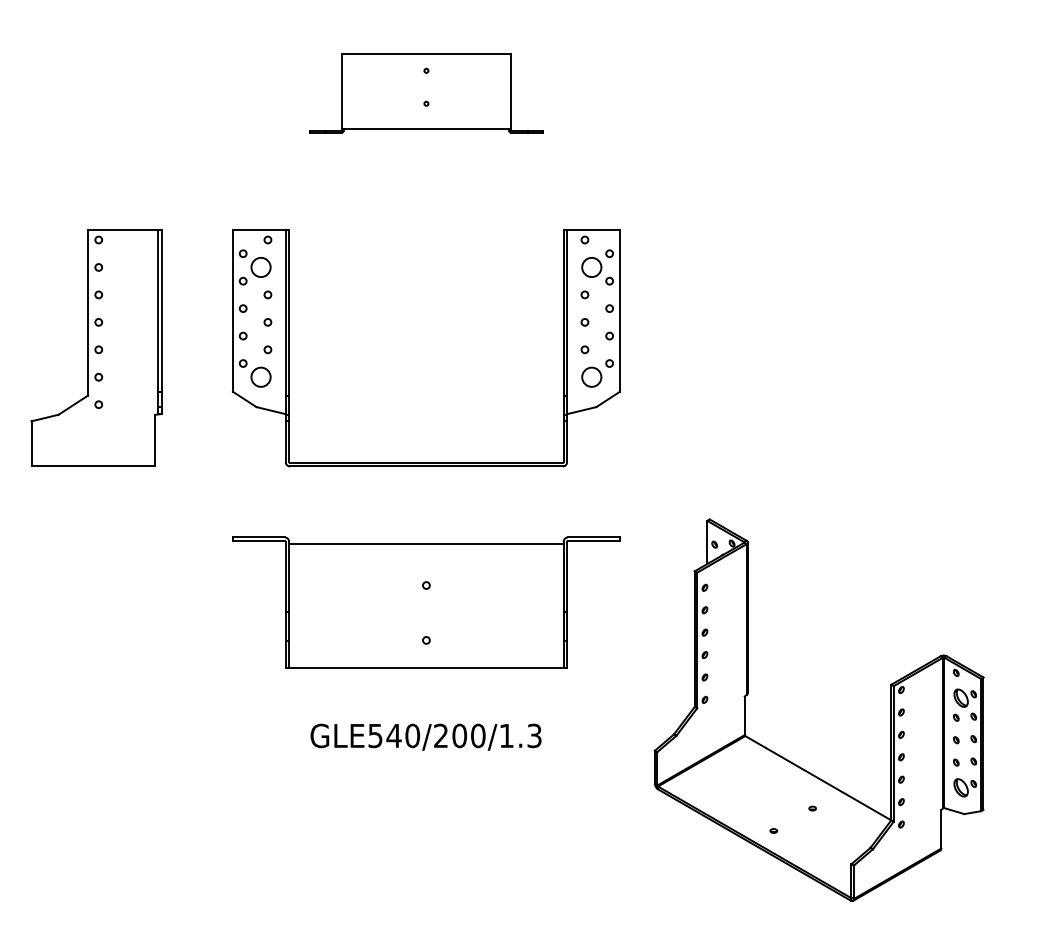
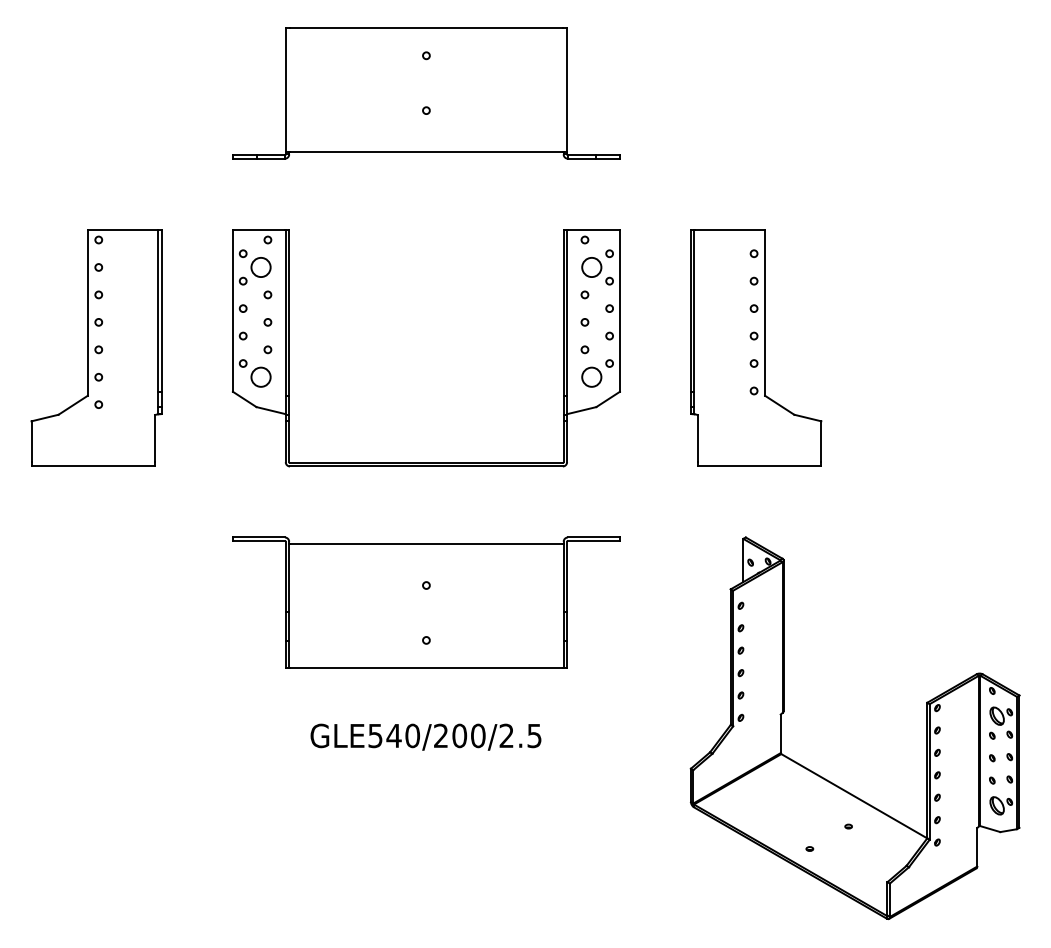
part size: 235x81 px -> 389x133 px (426, 93)
part: none -> present (756, 347)
text: GLE540/200/1.3 -> GLE540/200/2.5 (520, 735)
part position: (788, 759) -> (824, 777) (824, 777)
